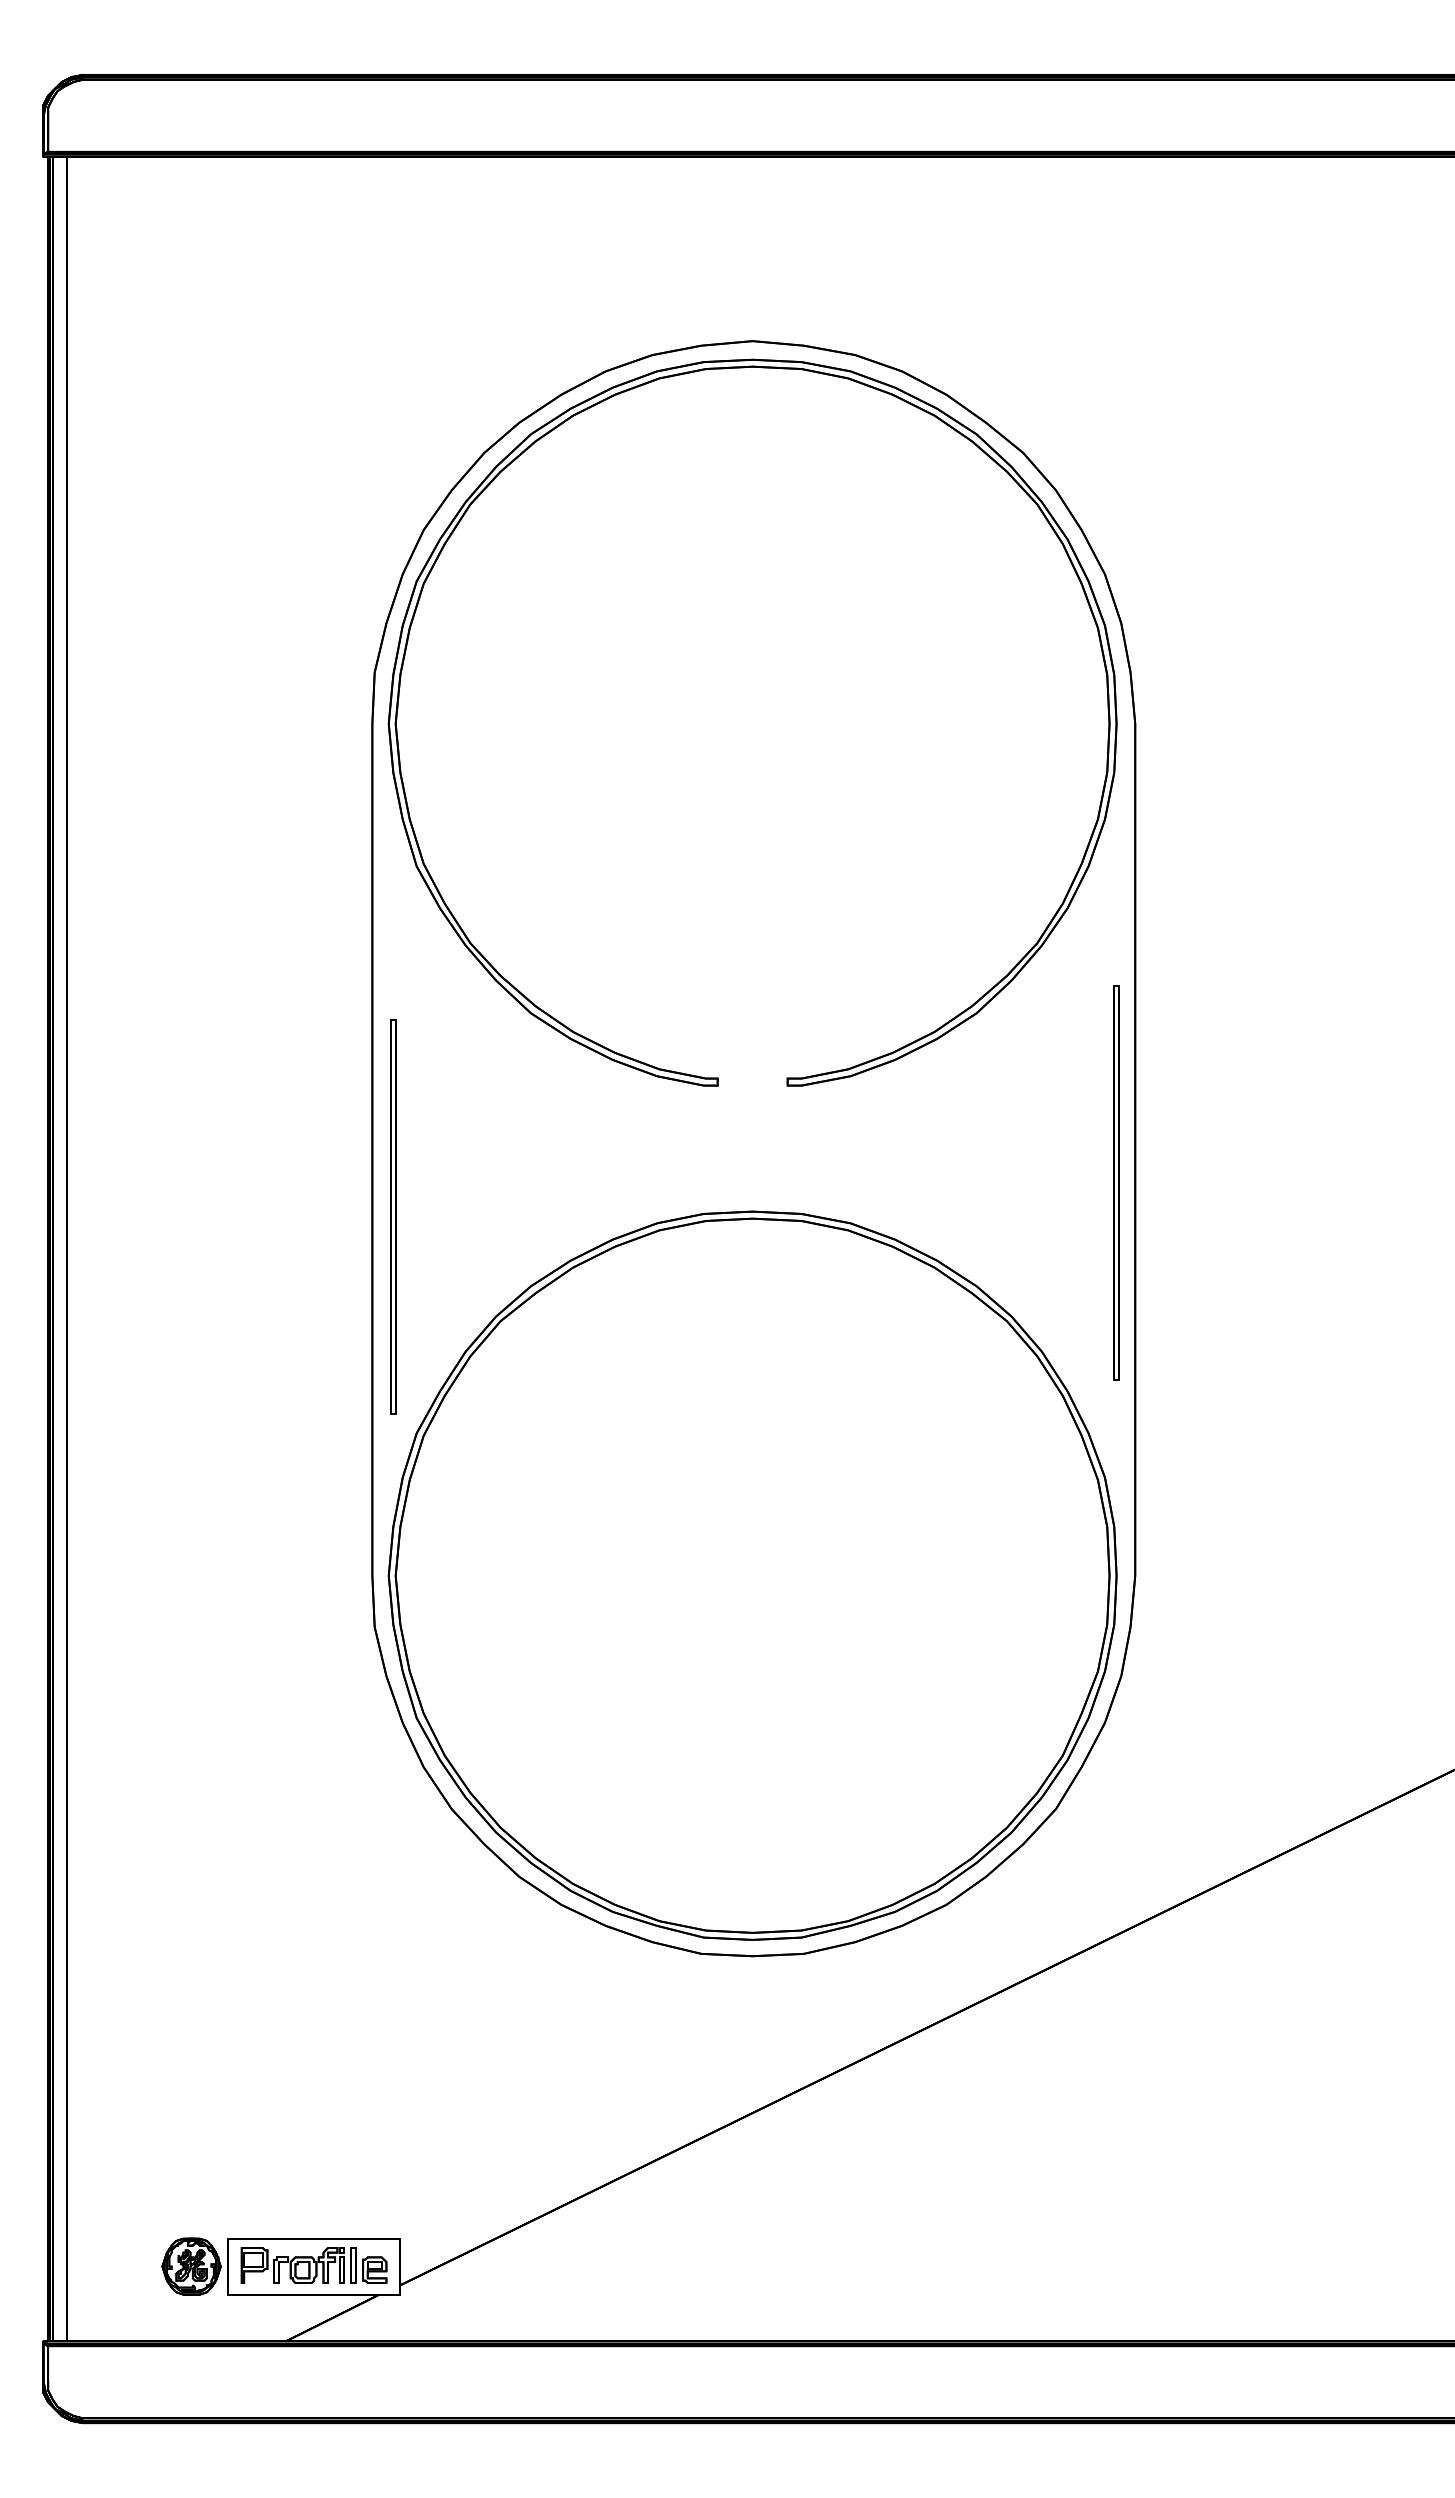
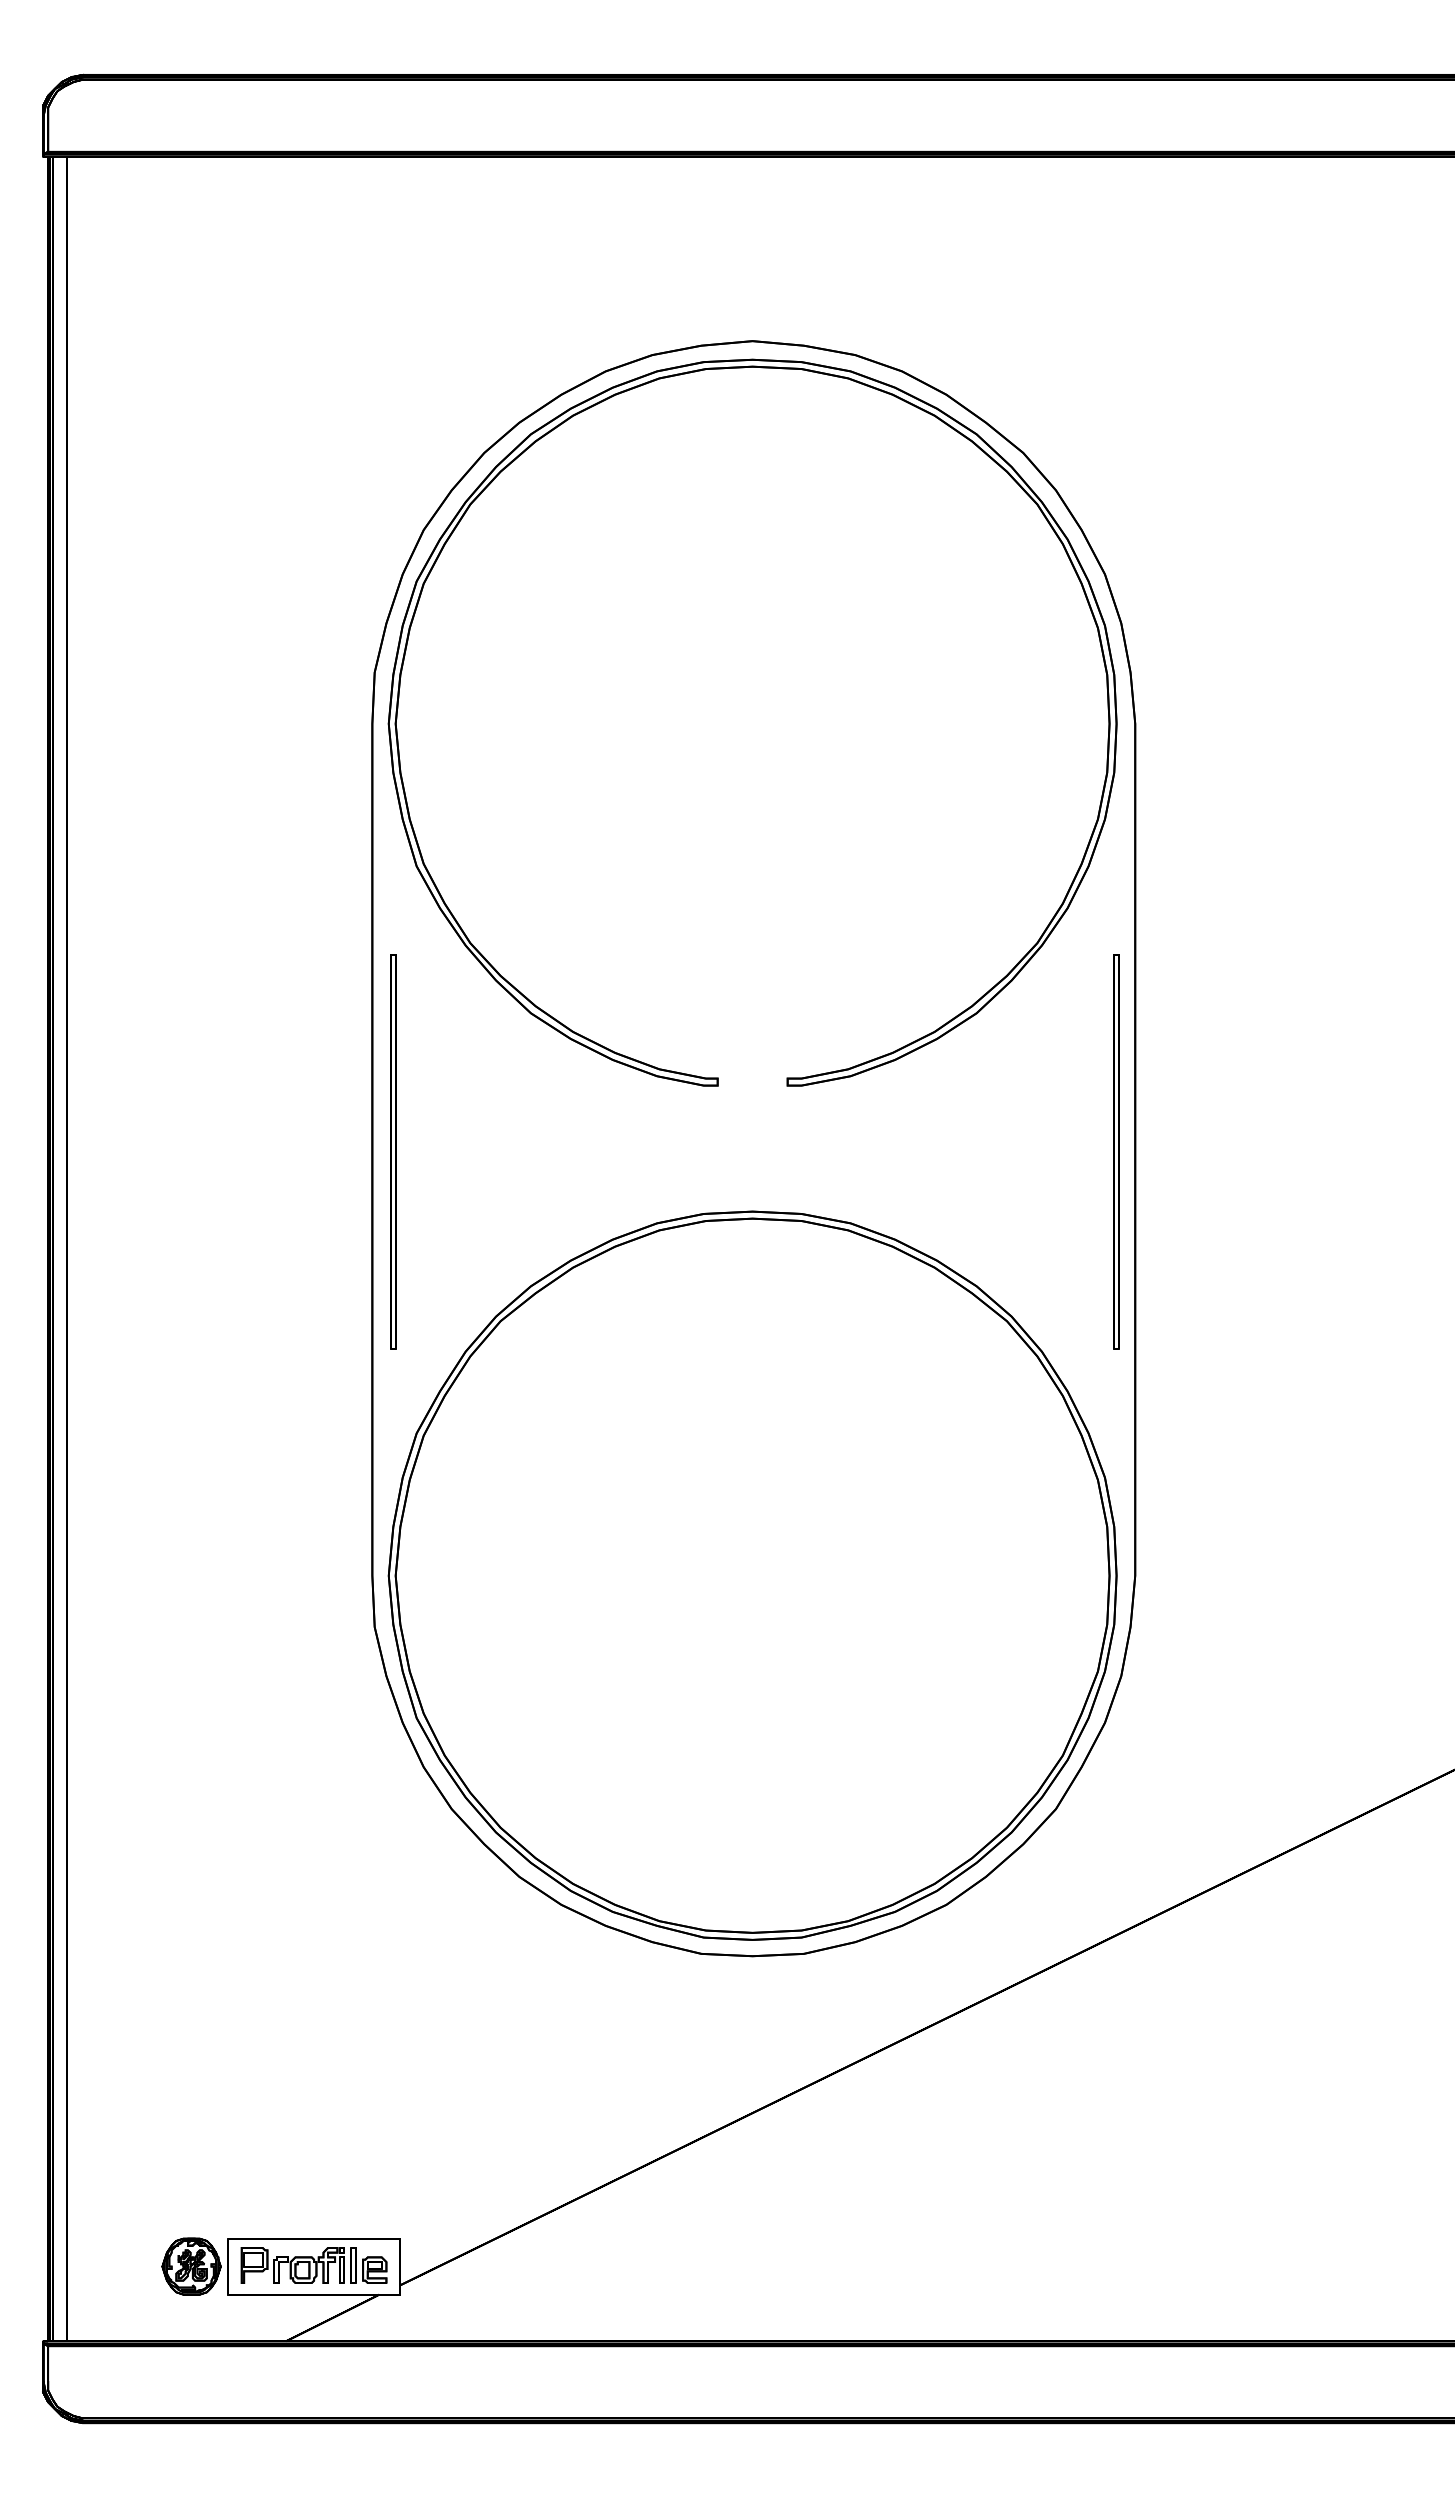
part position: (1116, 1182) -> (1116, 1151) (1116, 1151)
part position: (393, 1216) -> (393, 1151) (393, 1151)
